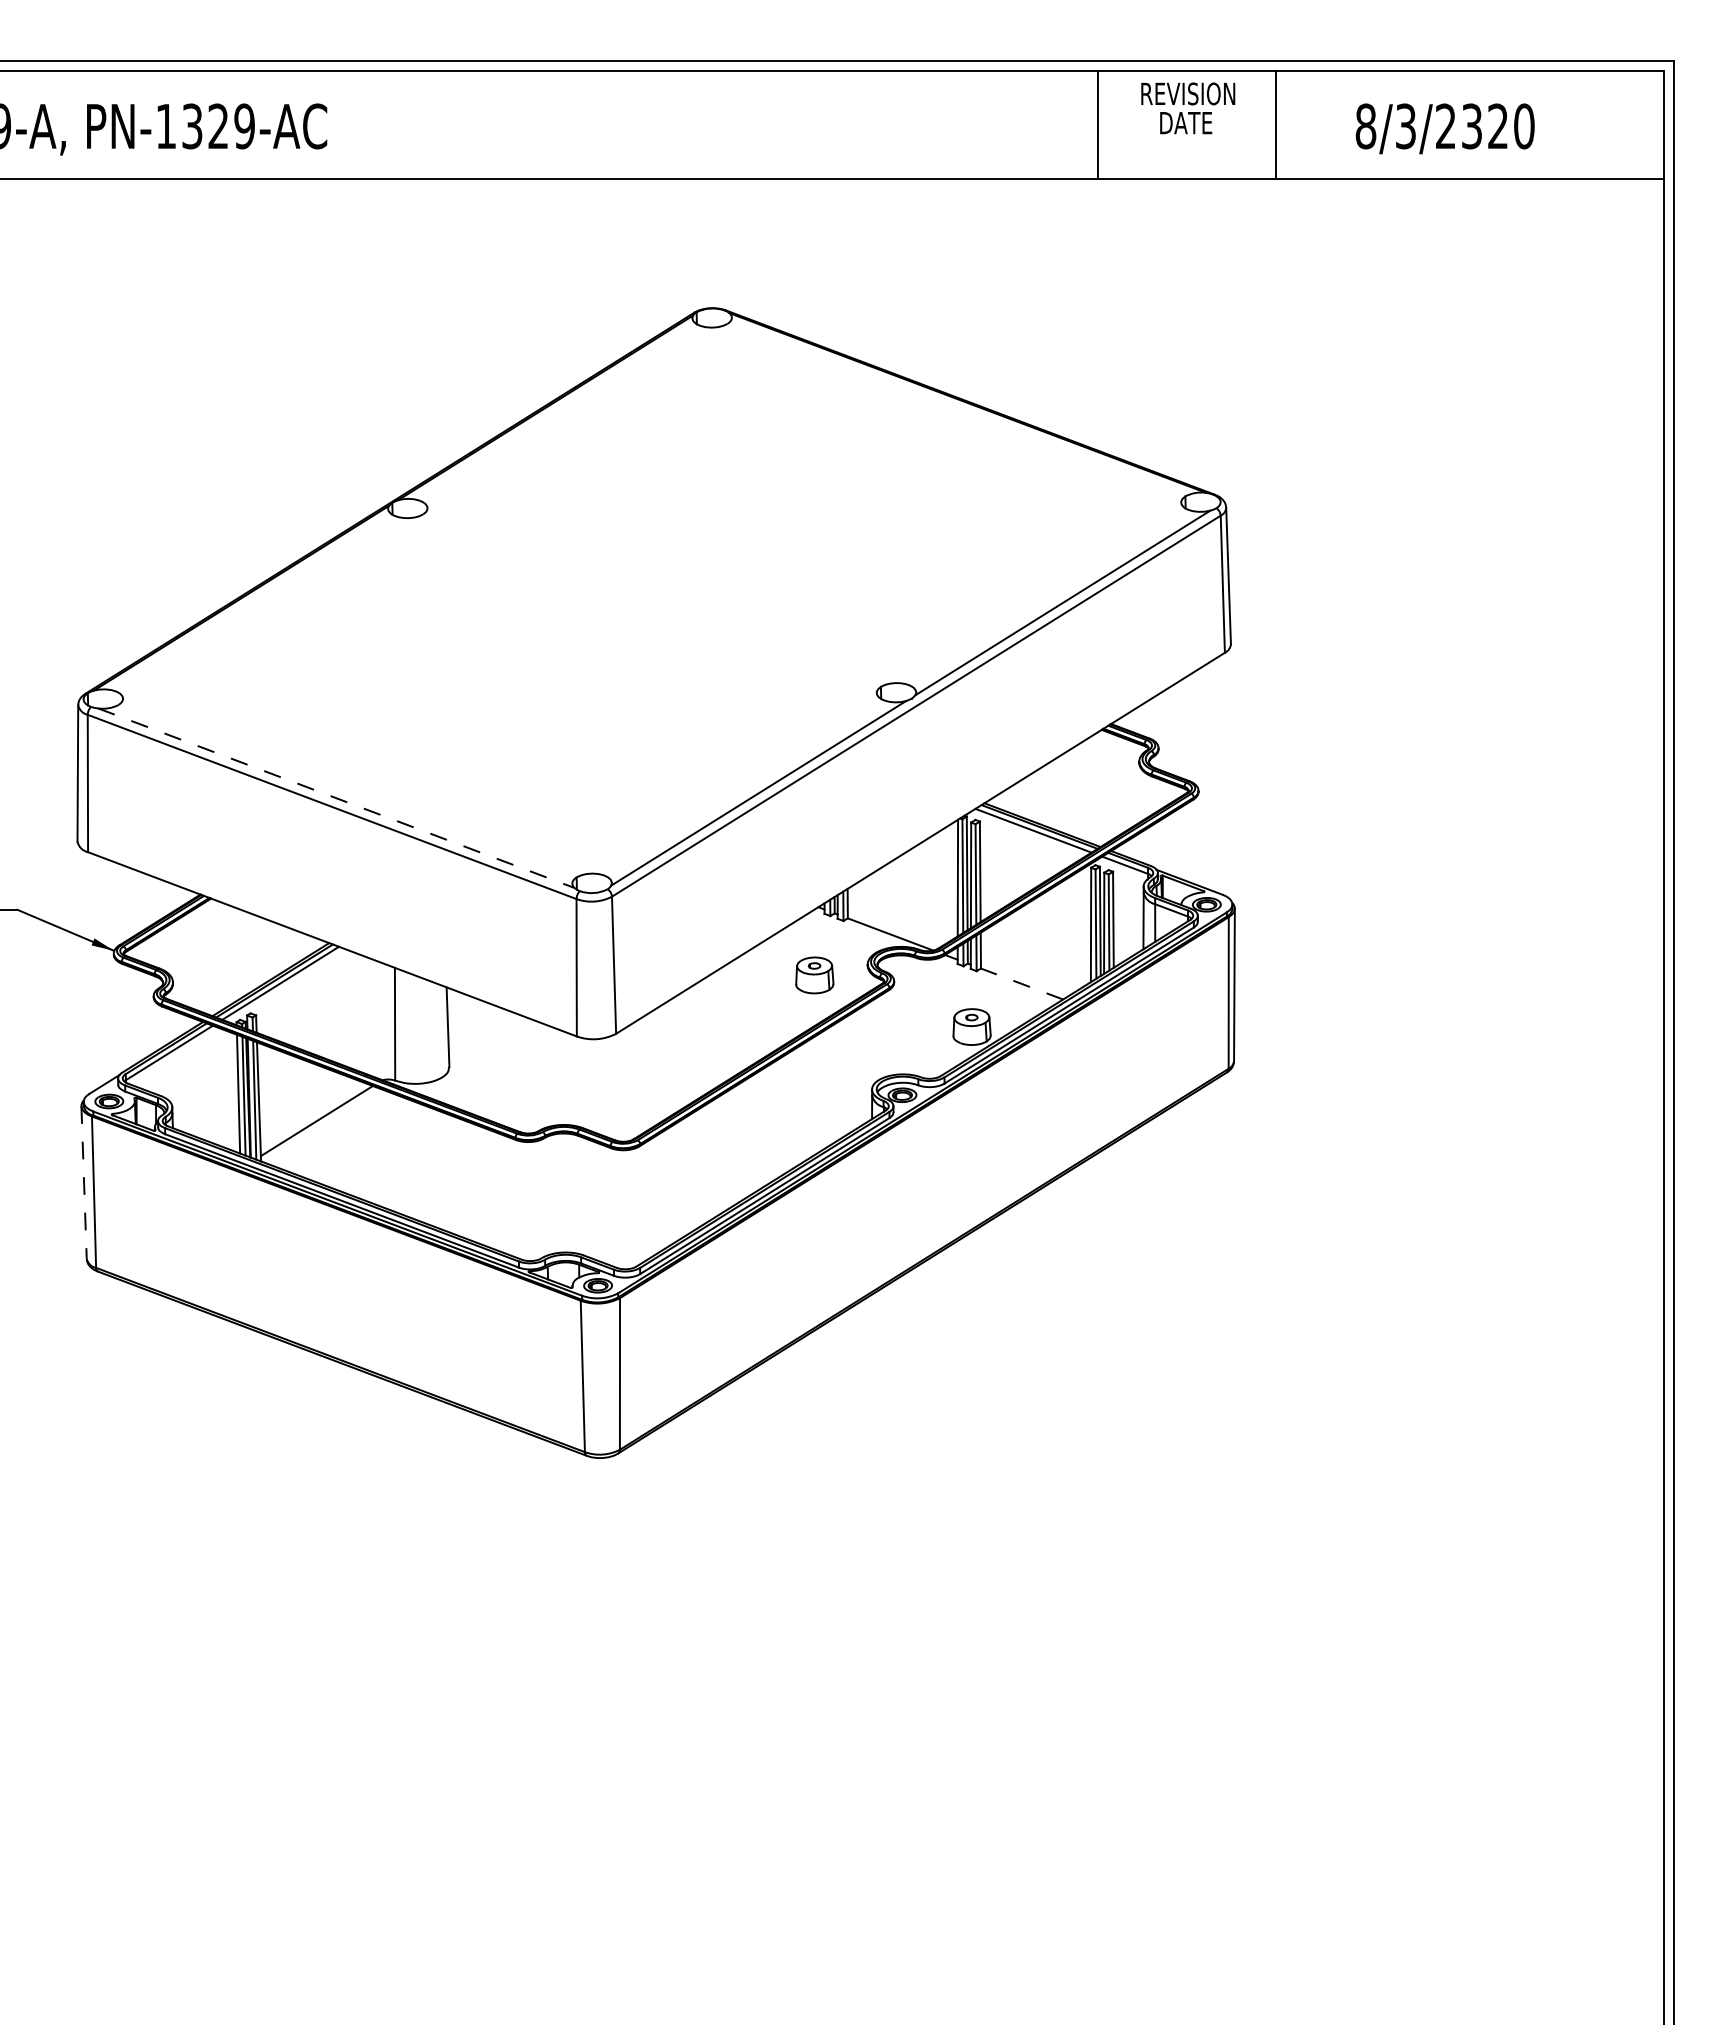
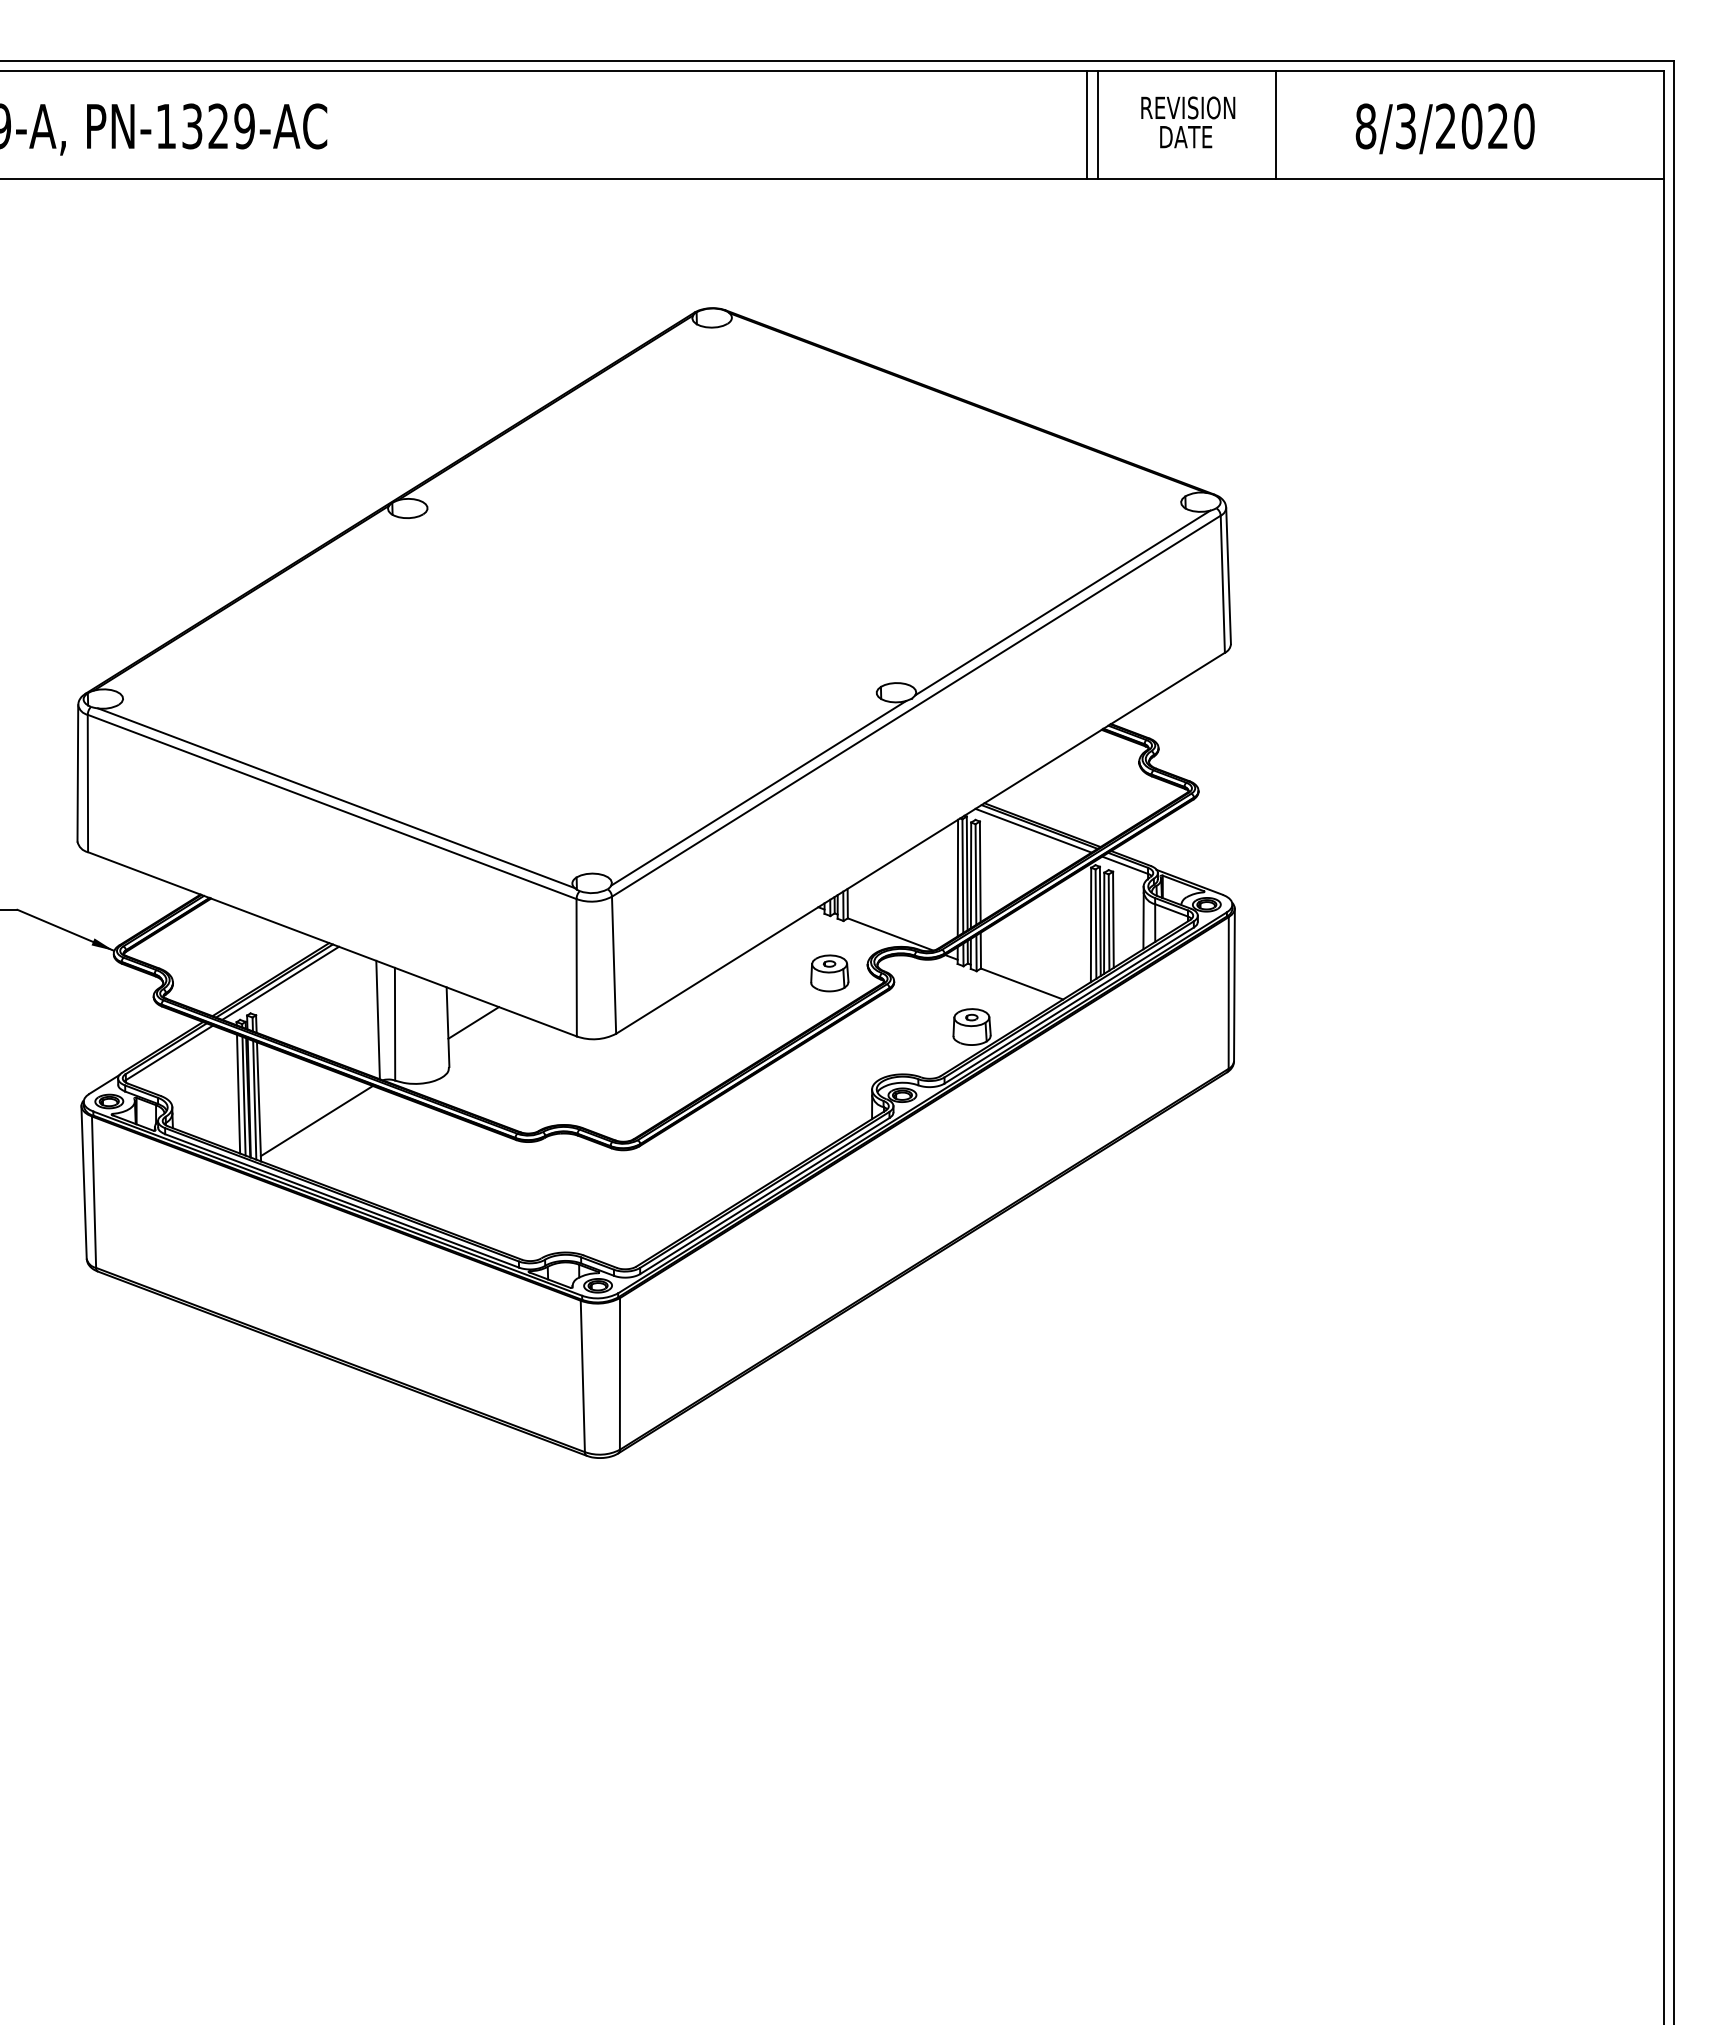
text position: (1188, 108) -> (1188, 122) (1188, 122)
line: none -> present (1086, 124)
text: 8/3/2320 -> 8/3/2020 (1471, 126)
line: dashed -> solid (336, 798)
part position: (814, 975) -> (829, 973) (829, 973)
line: dashed -> solid (1022, 984)
line: none -> present (377, 1019)
line: none -> present (473, 1022)
line: dashed -> solid (84, 1182)
